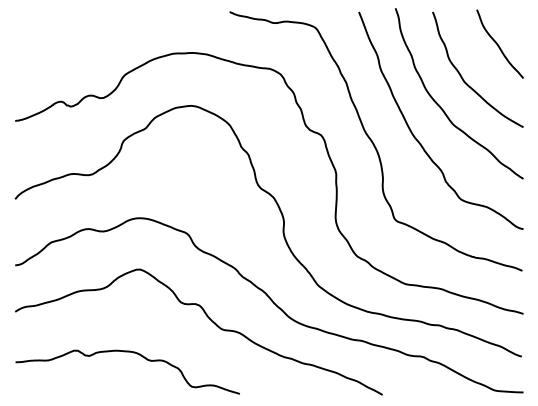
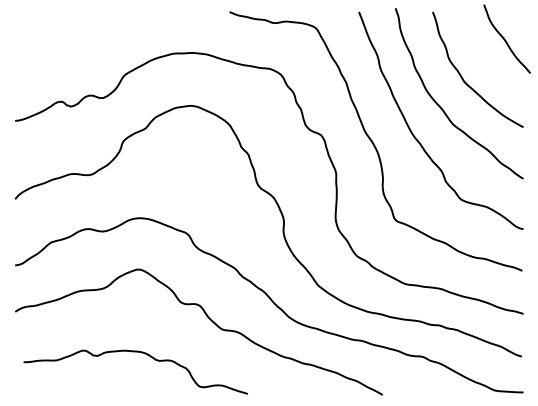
curve position: (498, 44) -> (505, 39) (505, 39)
curve position: (133, 353) -> (141, 353) (141, 353)
